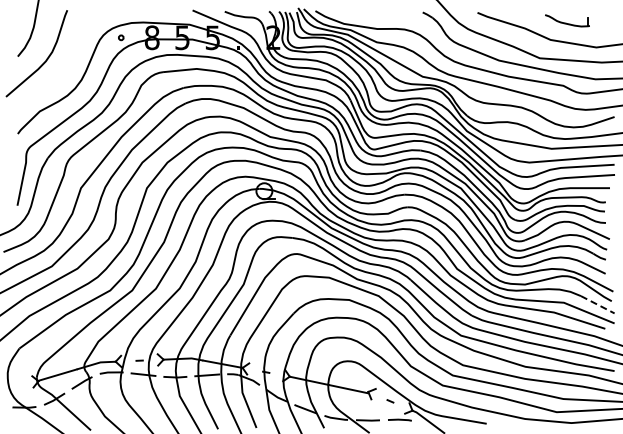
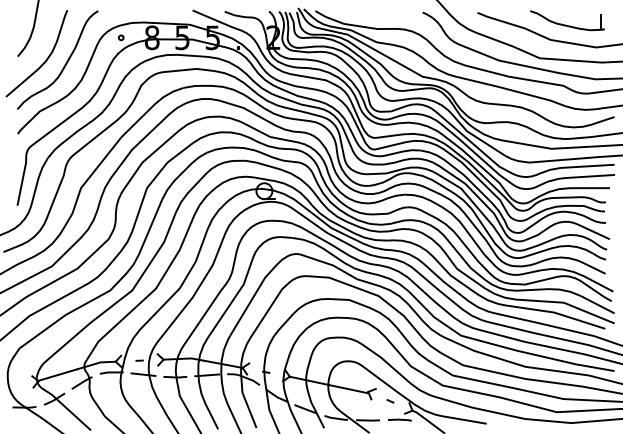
part size: 45x14 px -> 75x22 px (567, 20)
curve: none -> present (64, 64)
line: dashed -> solid (597, 304)
